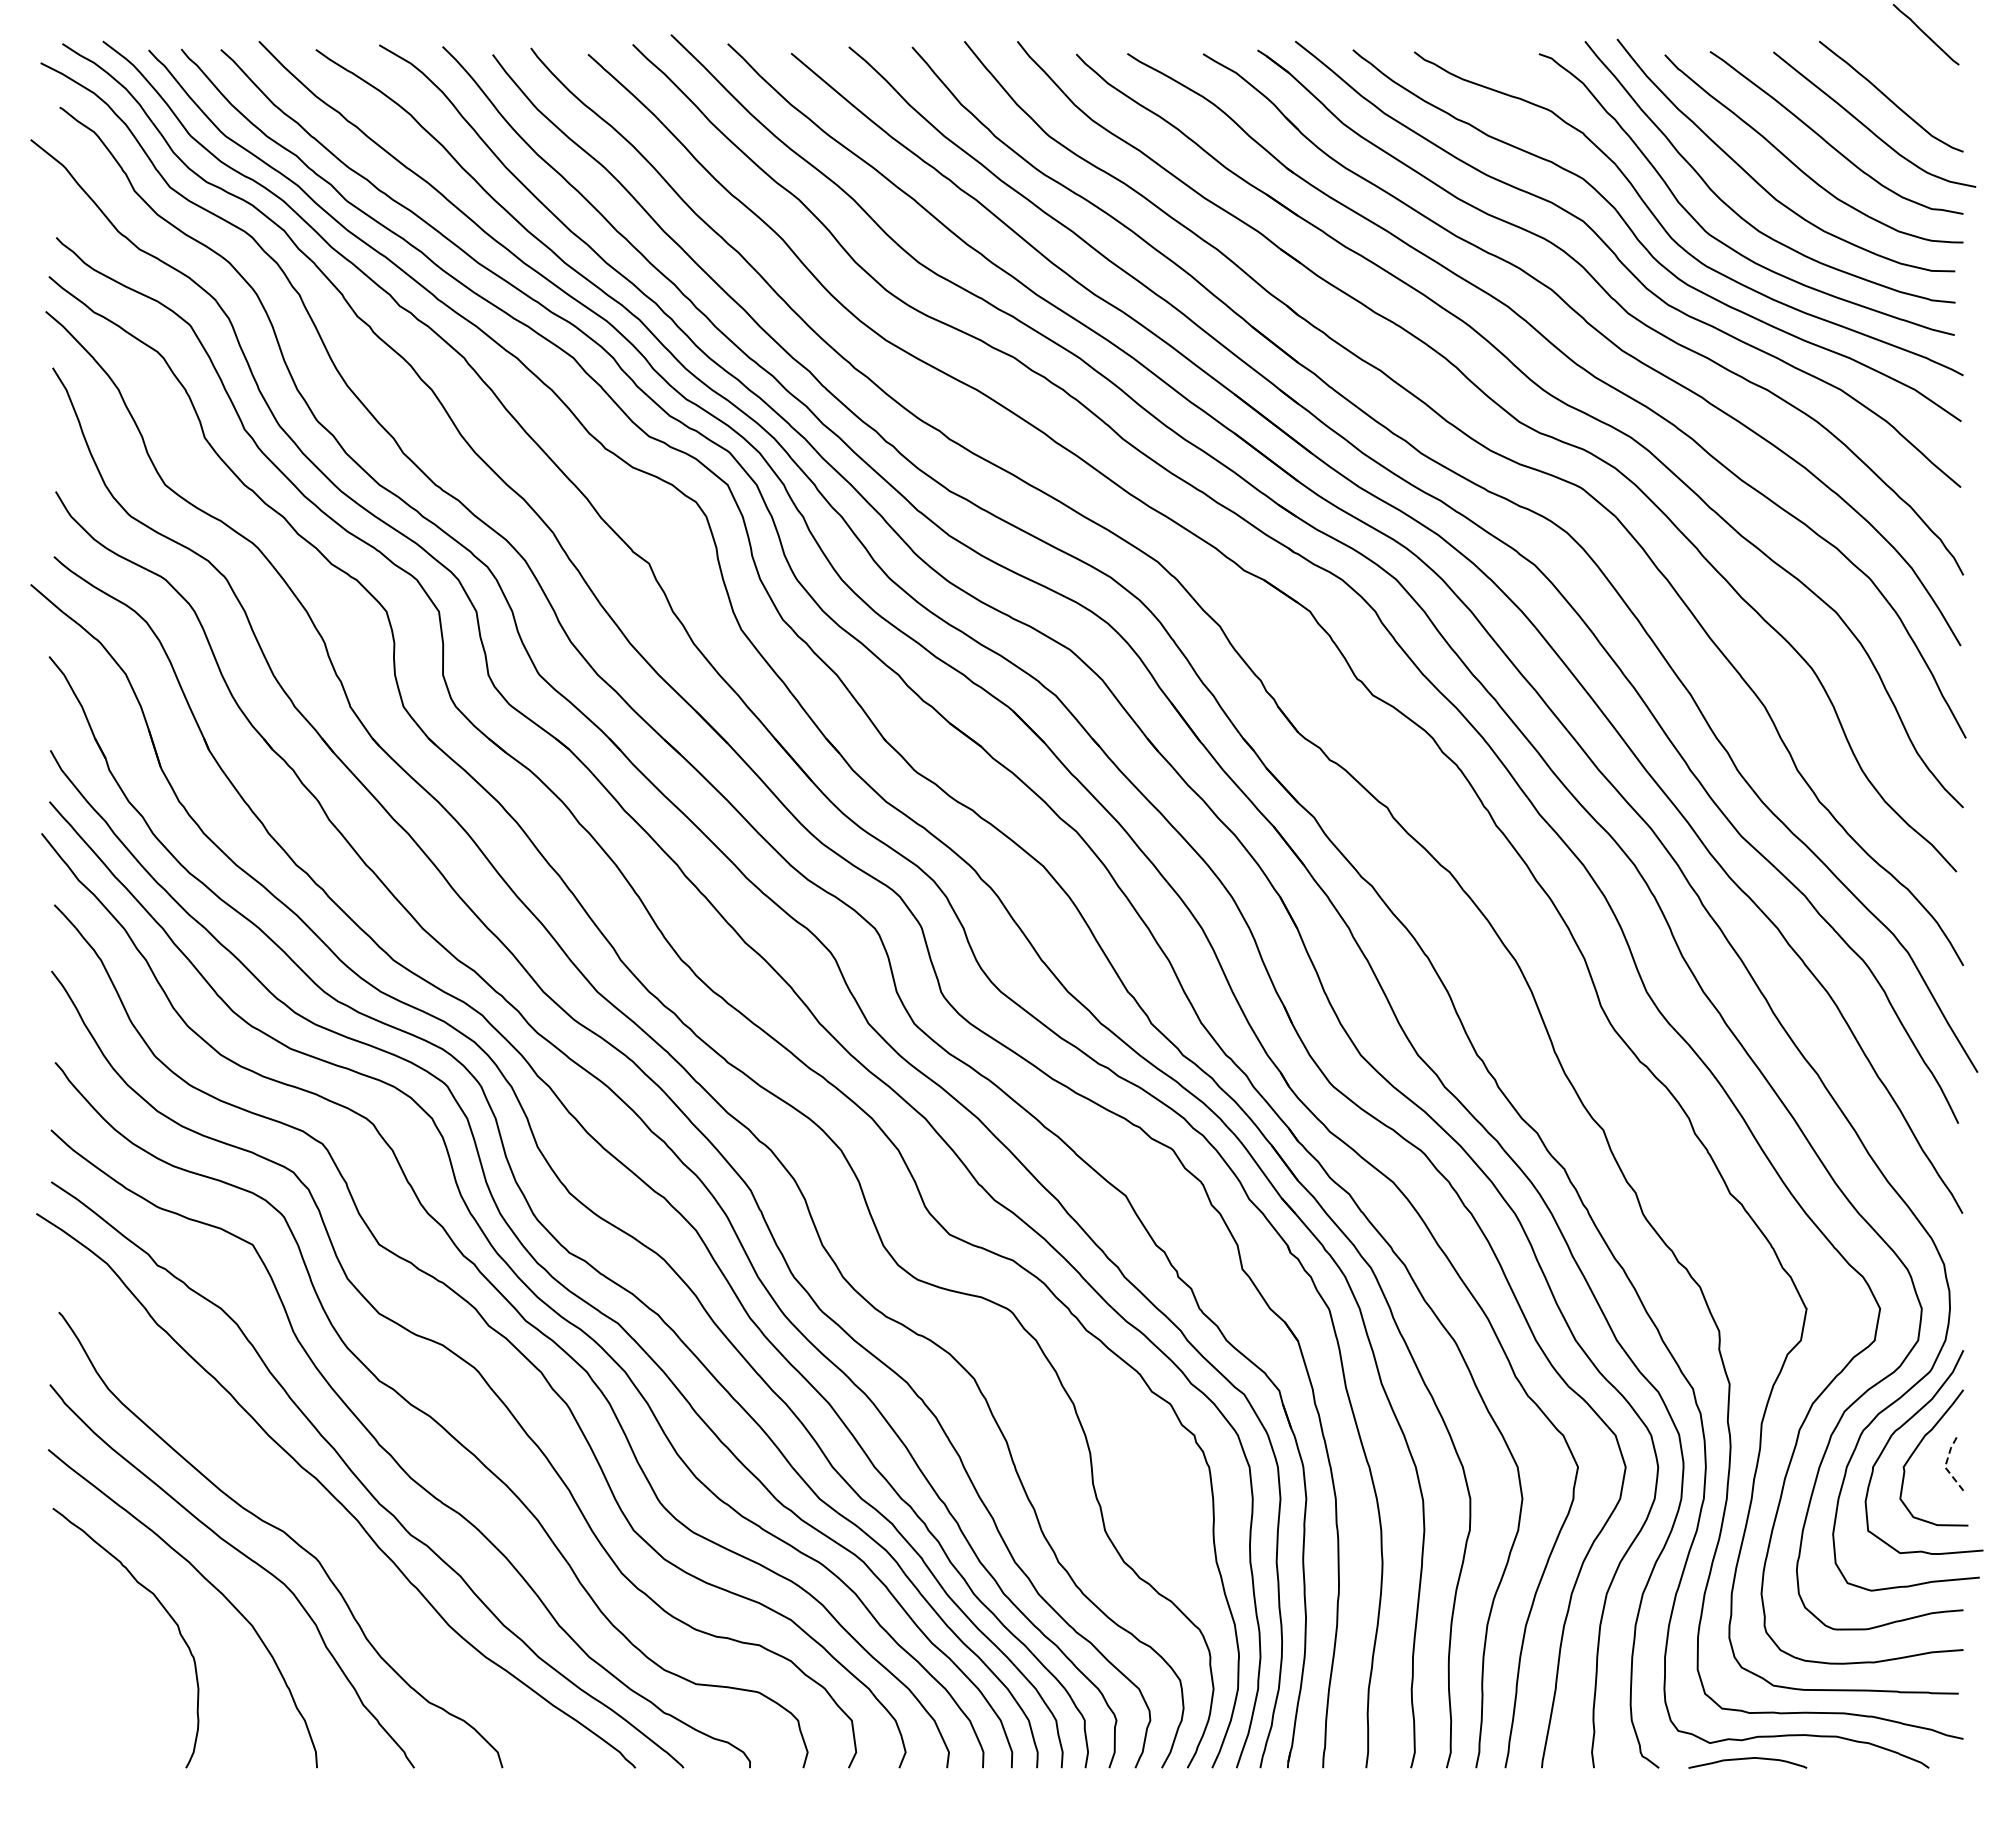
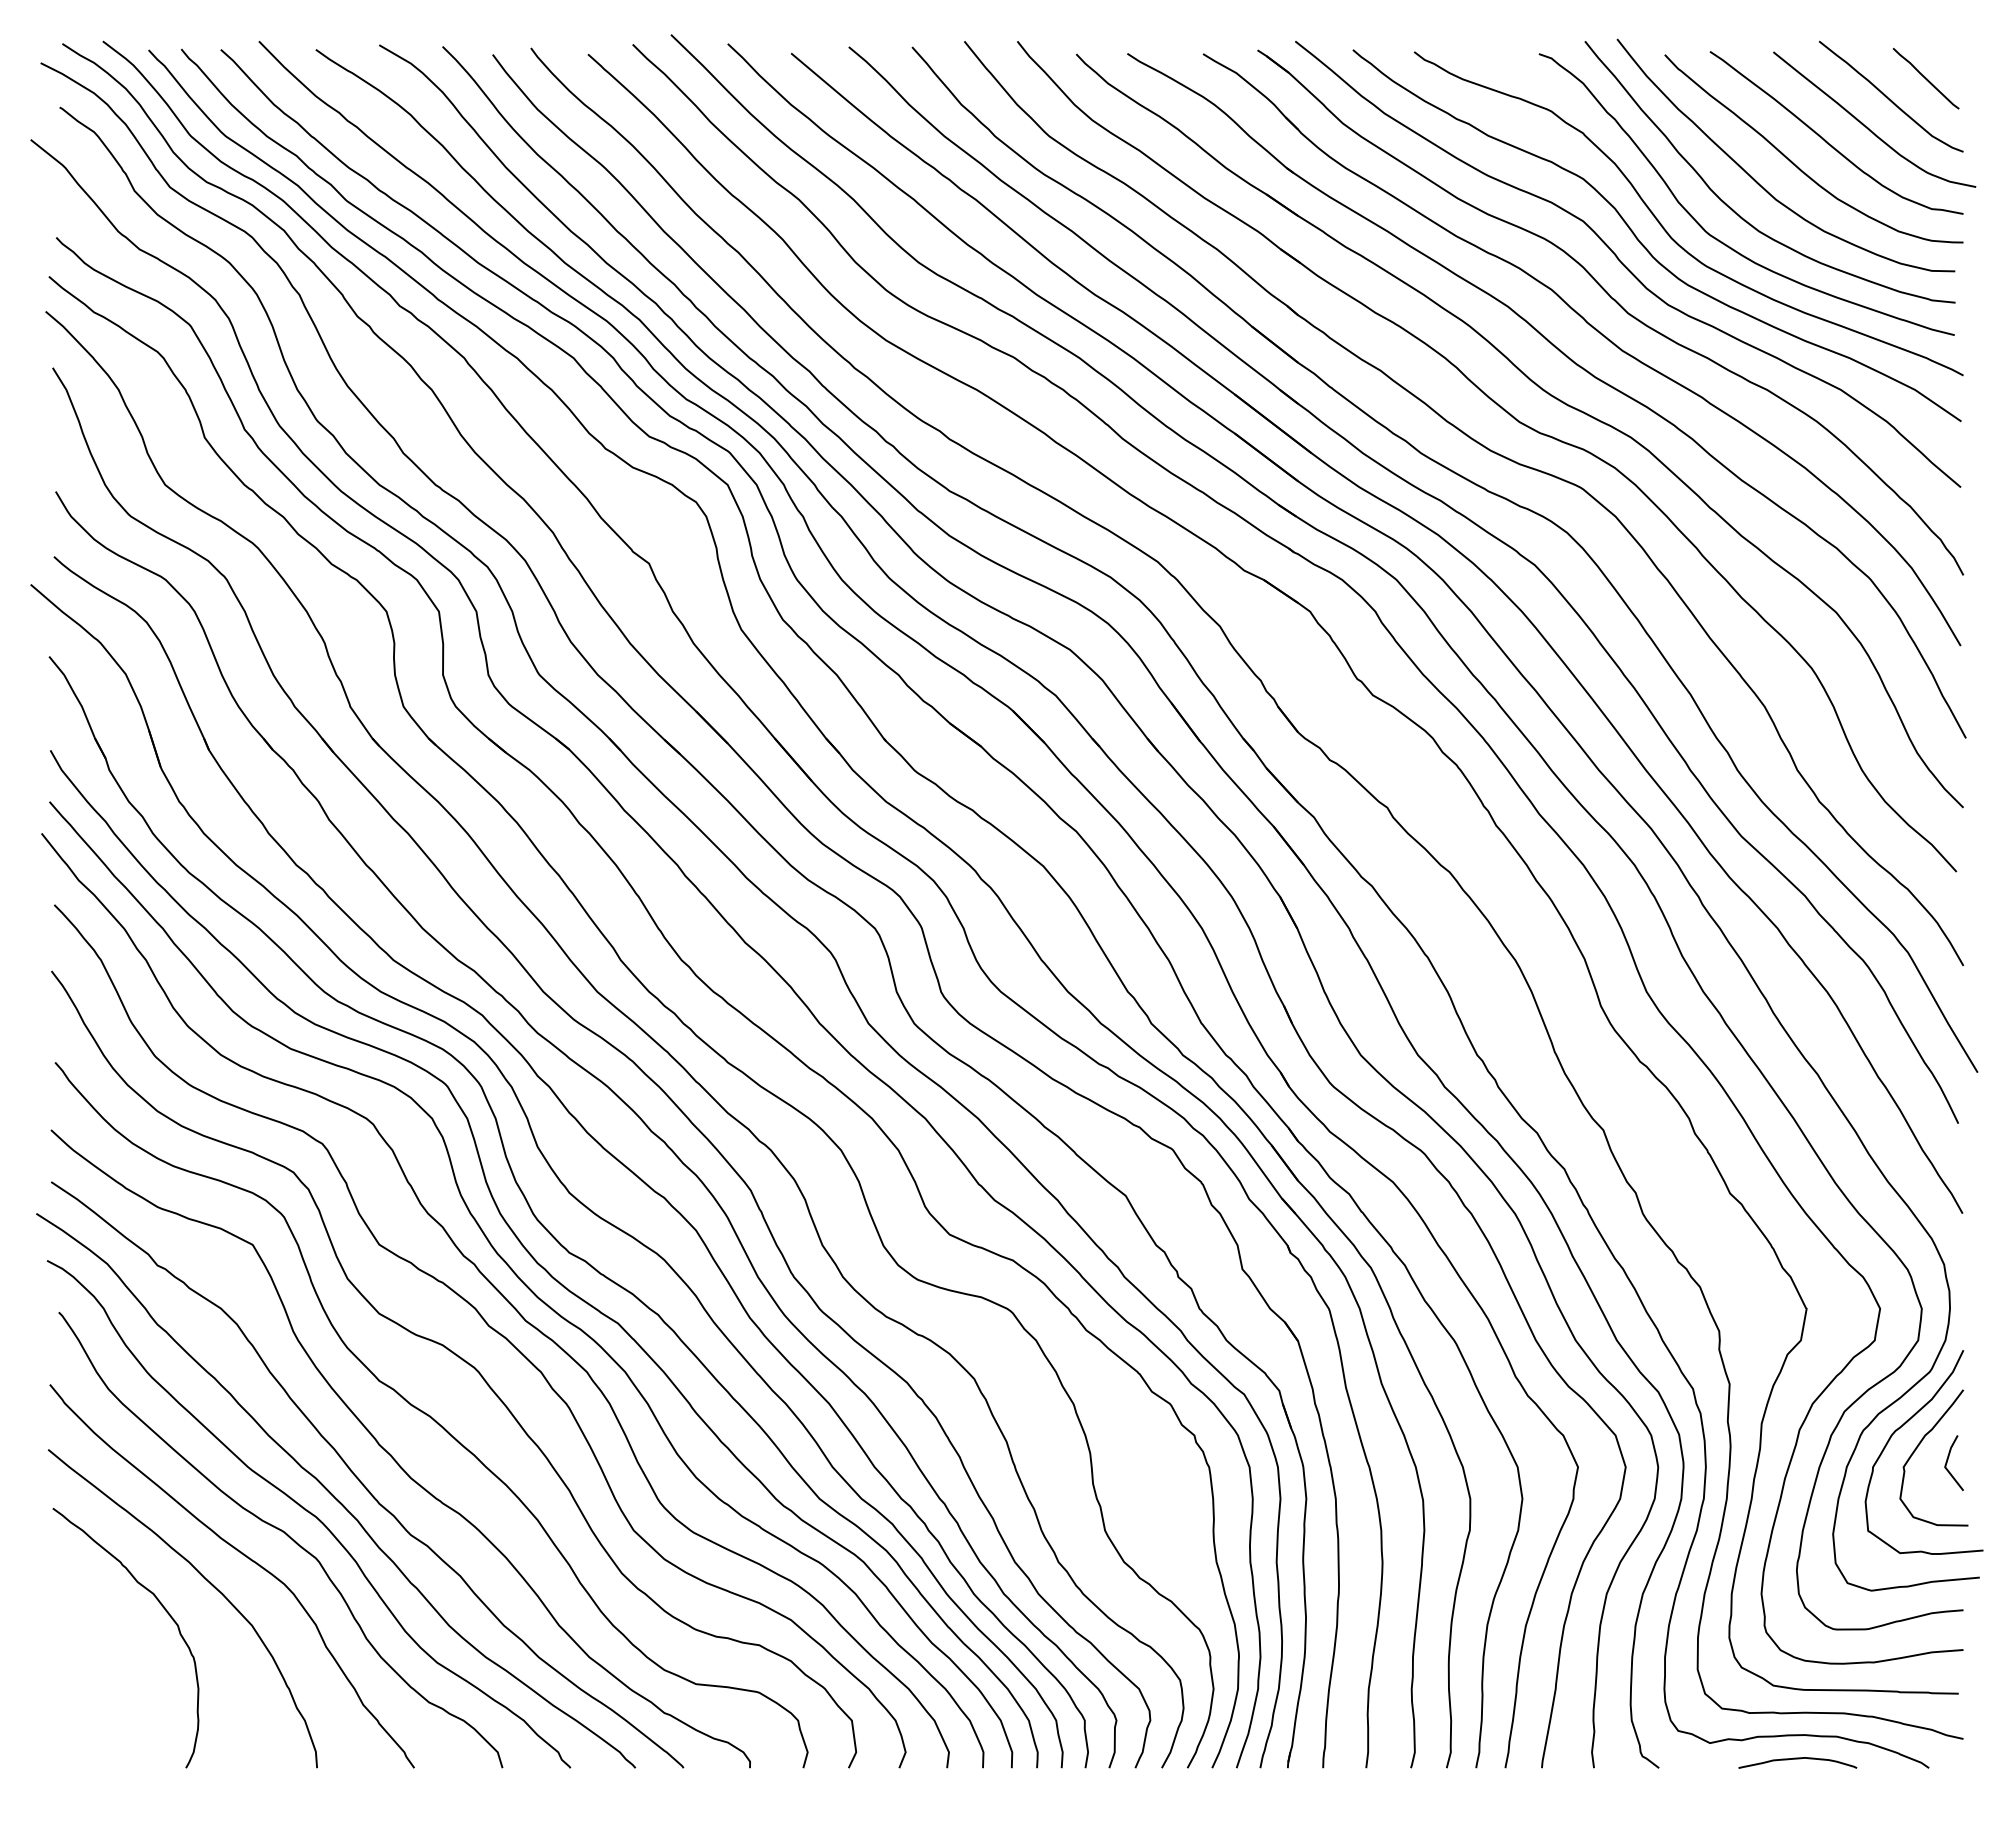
line position: (1925, 34) -> (1925, 78) (1925, 78)
line: dashed -> solid (1945, 1464)
curve: none -> present (309, 1513)
curve position: (1747, 1759) -> (1797, 1759) (1797, 1759)
